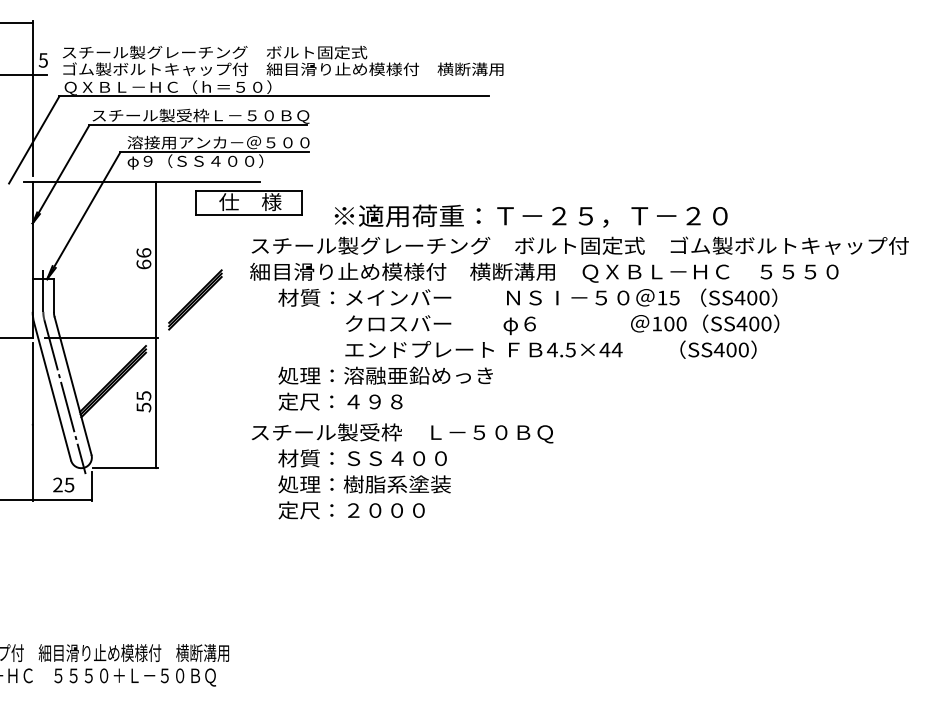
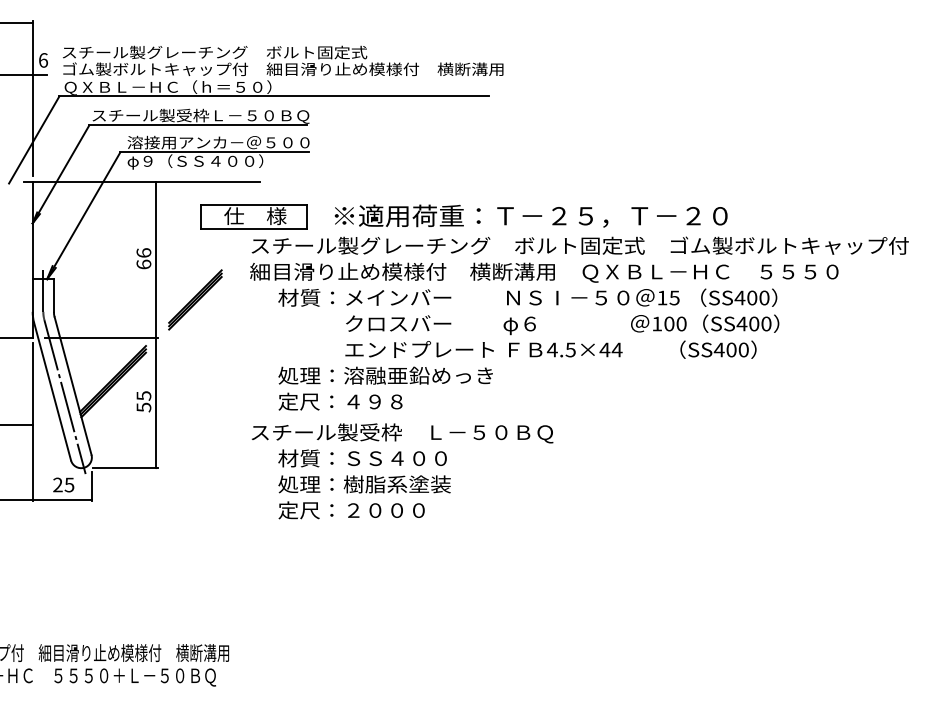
text: 5 -> 6 (42, 60)
part position: (248, 202) -> (253, 216) (253, 216)
line: none -> present (17, 424)
